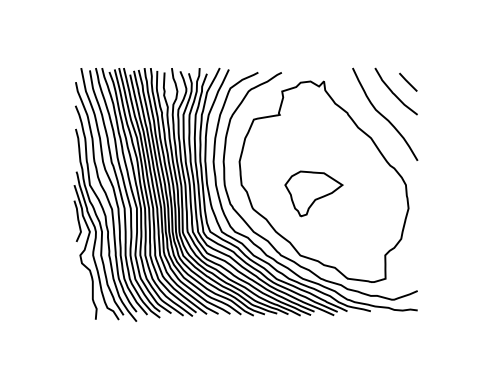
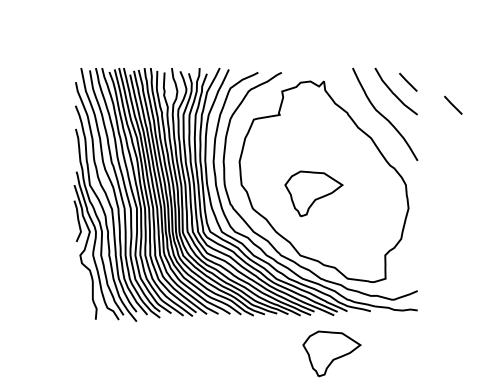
line: none -> present (453, 104)
part: none -> present (331, 353)
